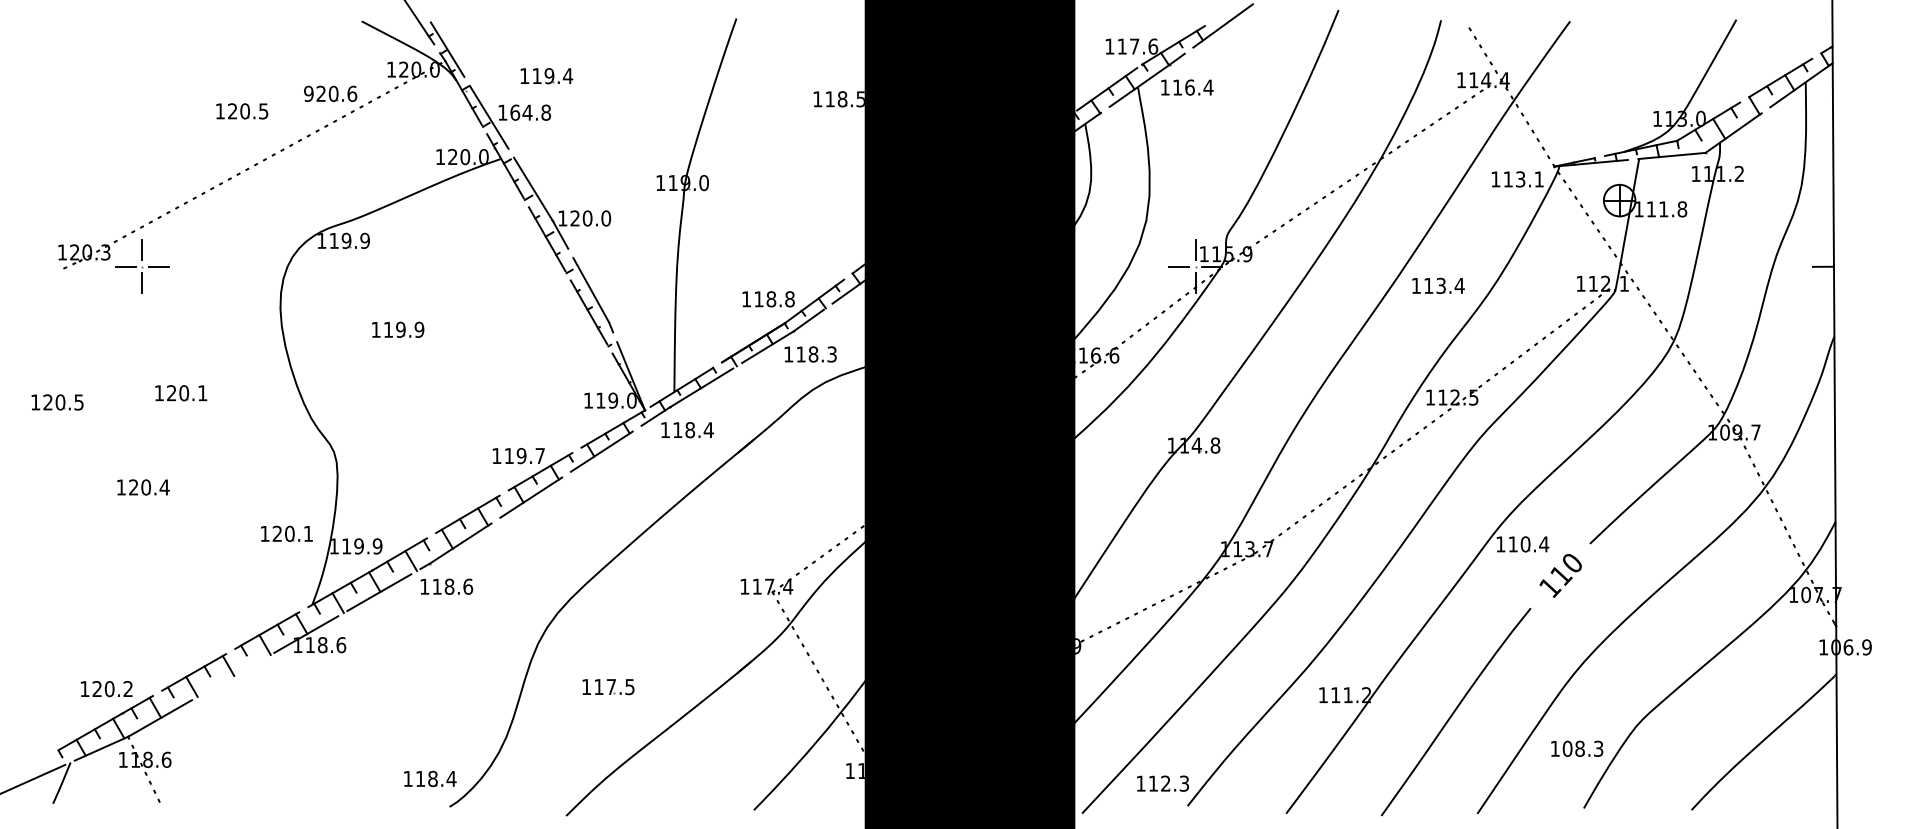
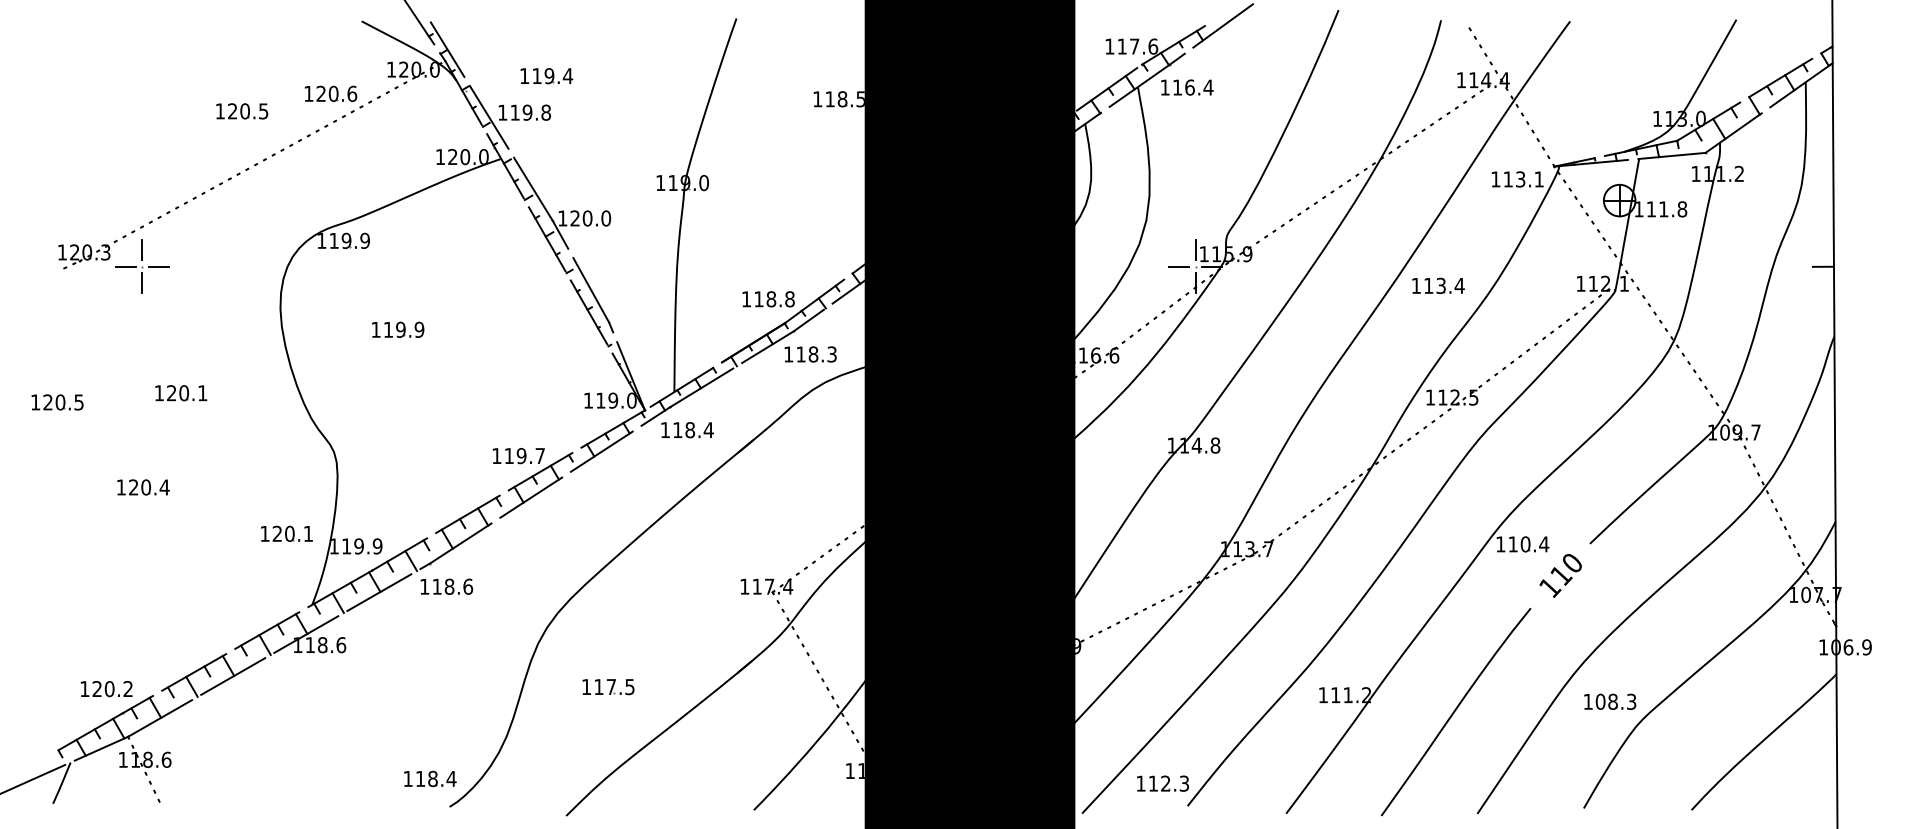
text: 920.6 -> 120.6 (308, 93)
text: 164.8 -> 119.8 (521, 112)
line: none -> present (233, 676)
part position: (1577, 748) -> (1610, 701) (1610, 701)
